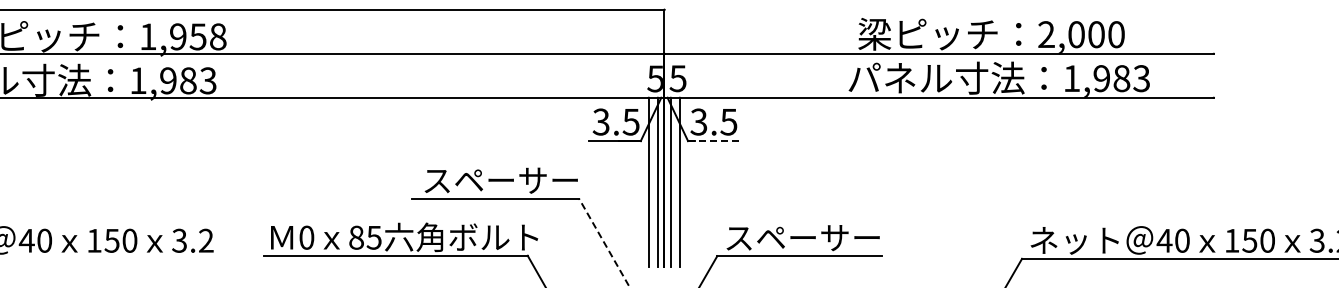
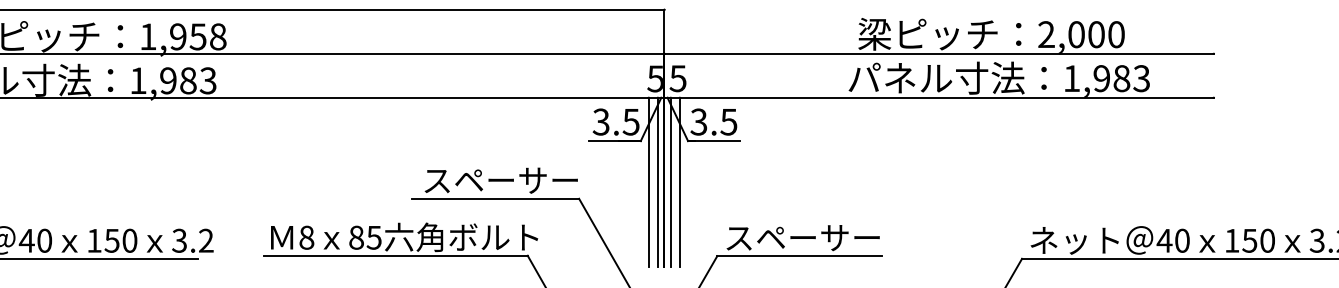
line: dashed -> solid (714, 141)
text: 0 -> 8 (306, 237)
line: dashed -> solid (604, 242)
line: none -> present (99, 258)
